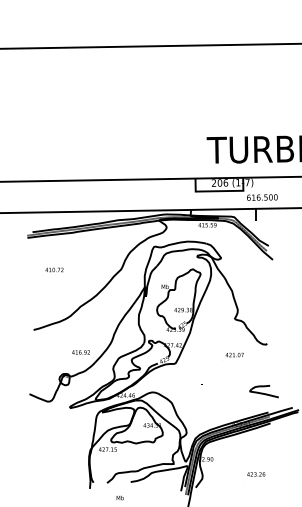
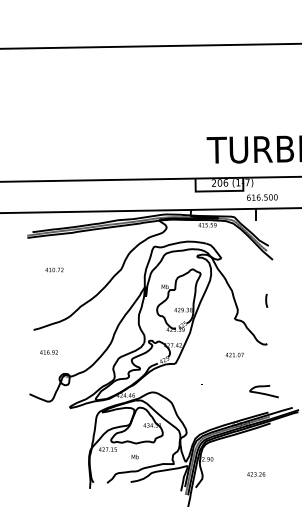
line: none -> present (266, 300)
text position: (80, 352) -> (48, 352) (48, 352)
text position: (119, 497) -> (134, 456) (134, 456)
